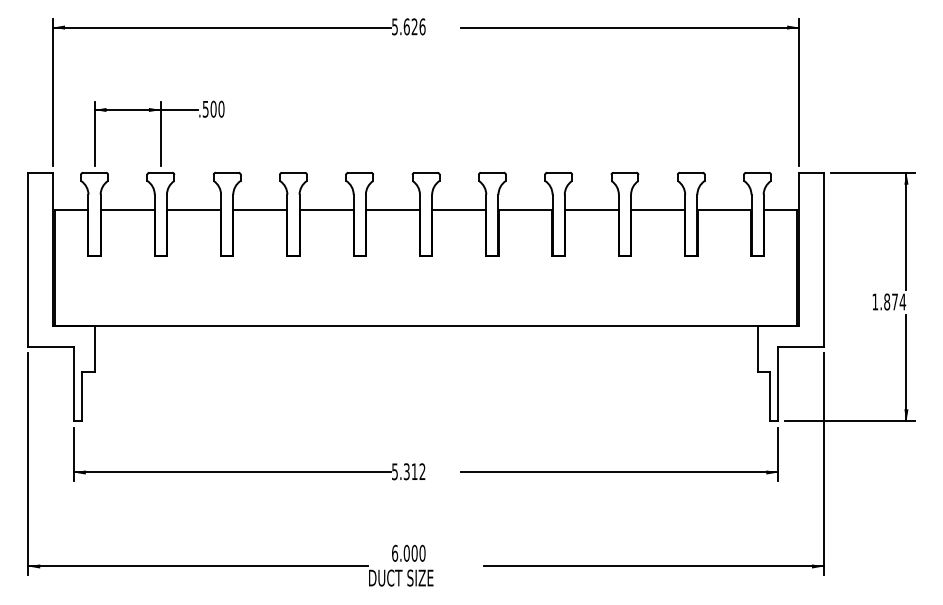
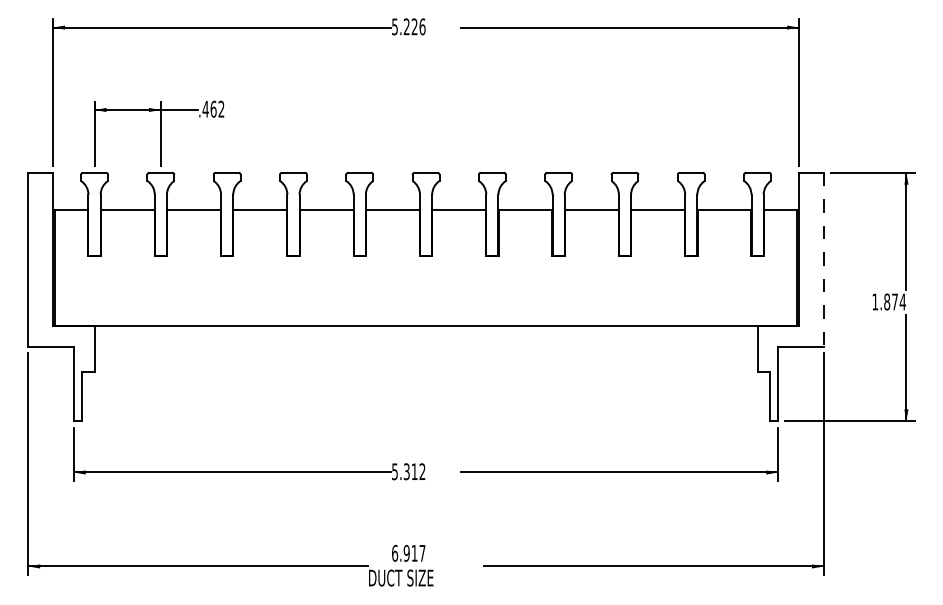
text: 5.626 -> 5.226 (406, 26)
text: .500 -> .462 (213, 108)
line: solid -> dashed (823, 259)
text: 6.000 -> 6.917 (414, 552)
